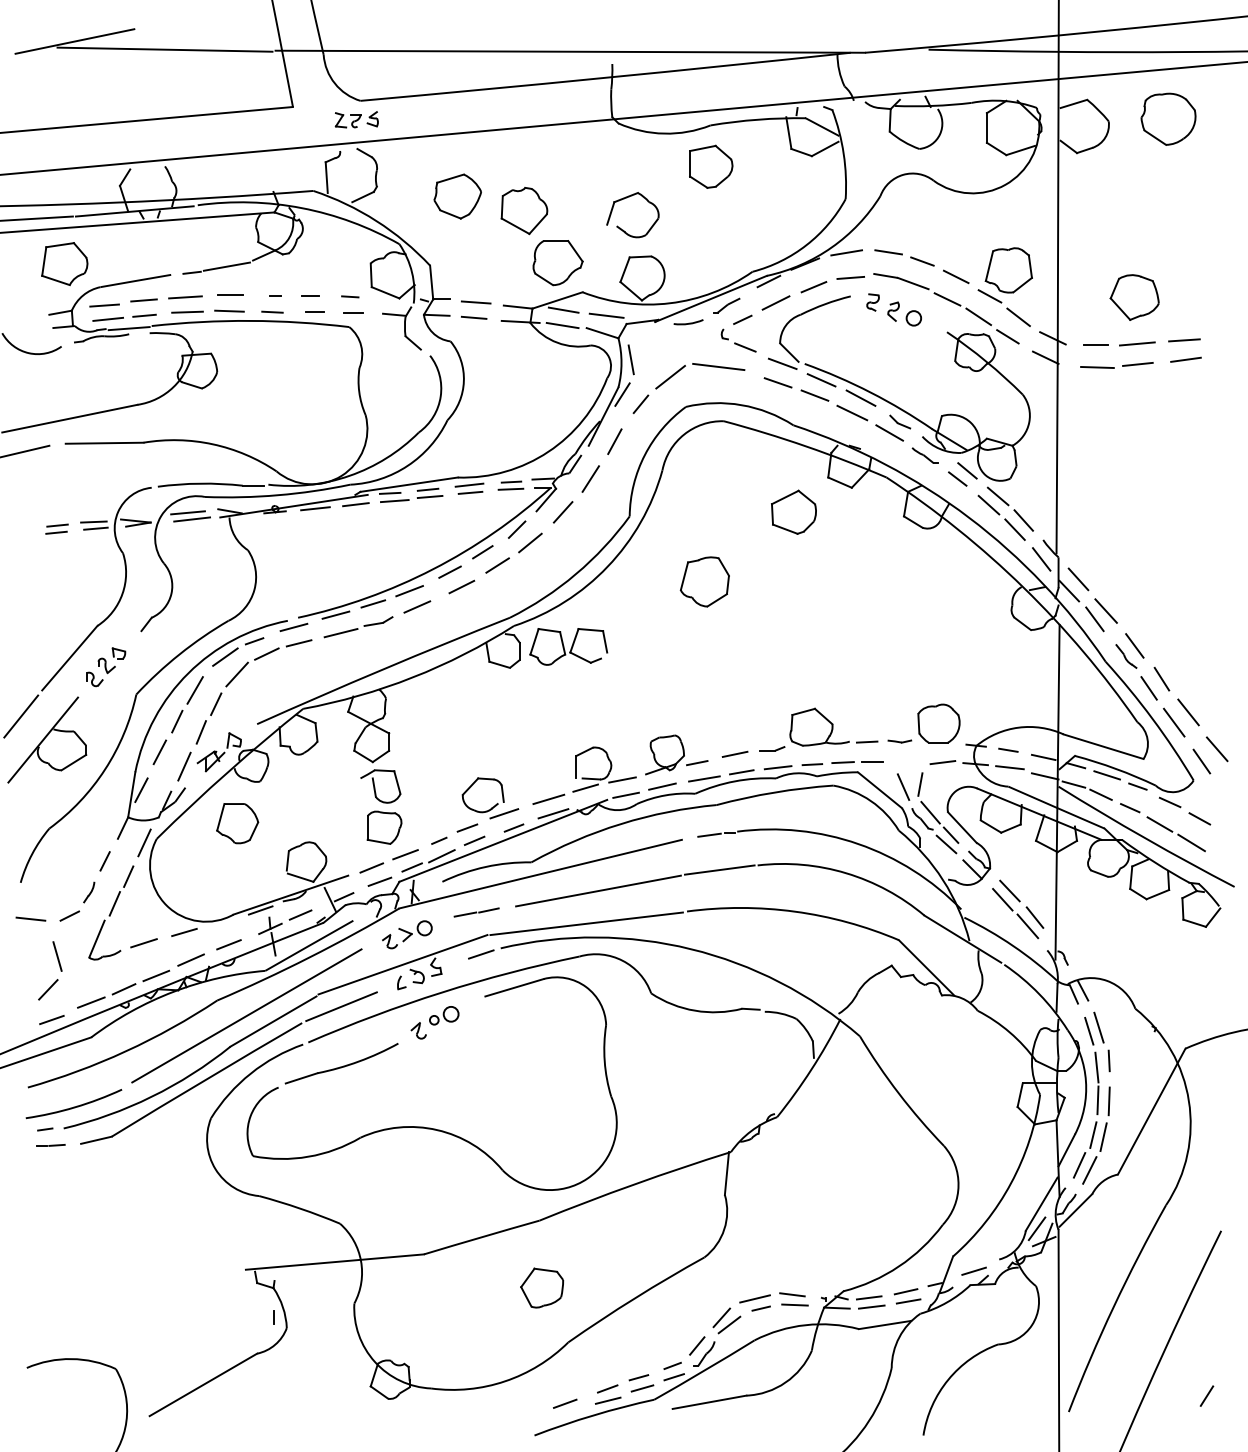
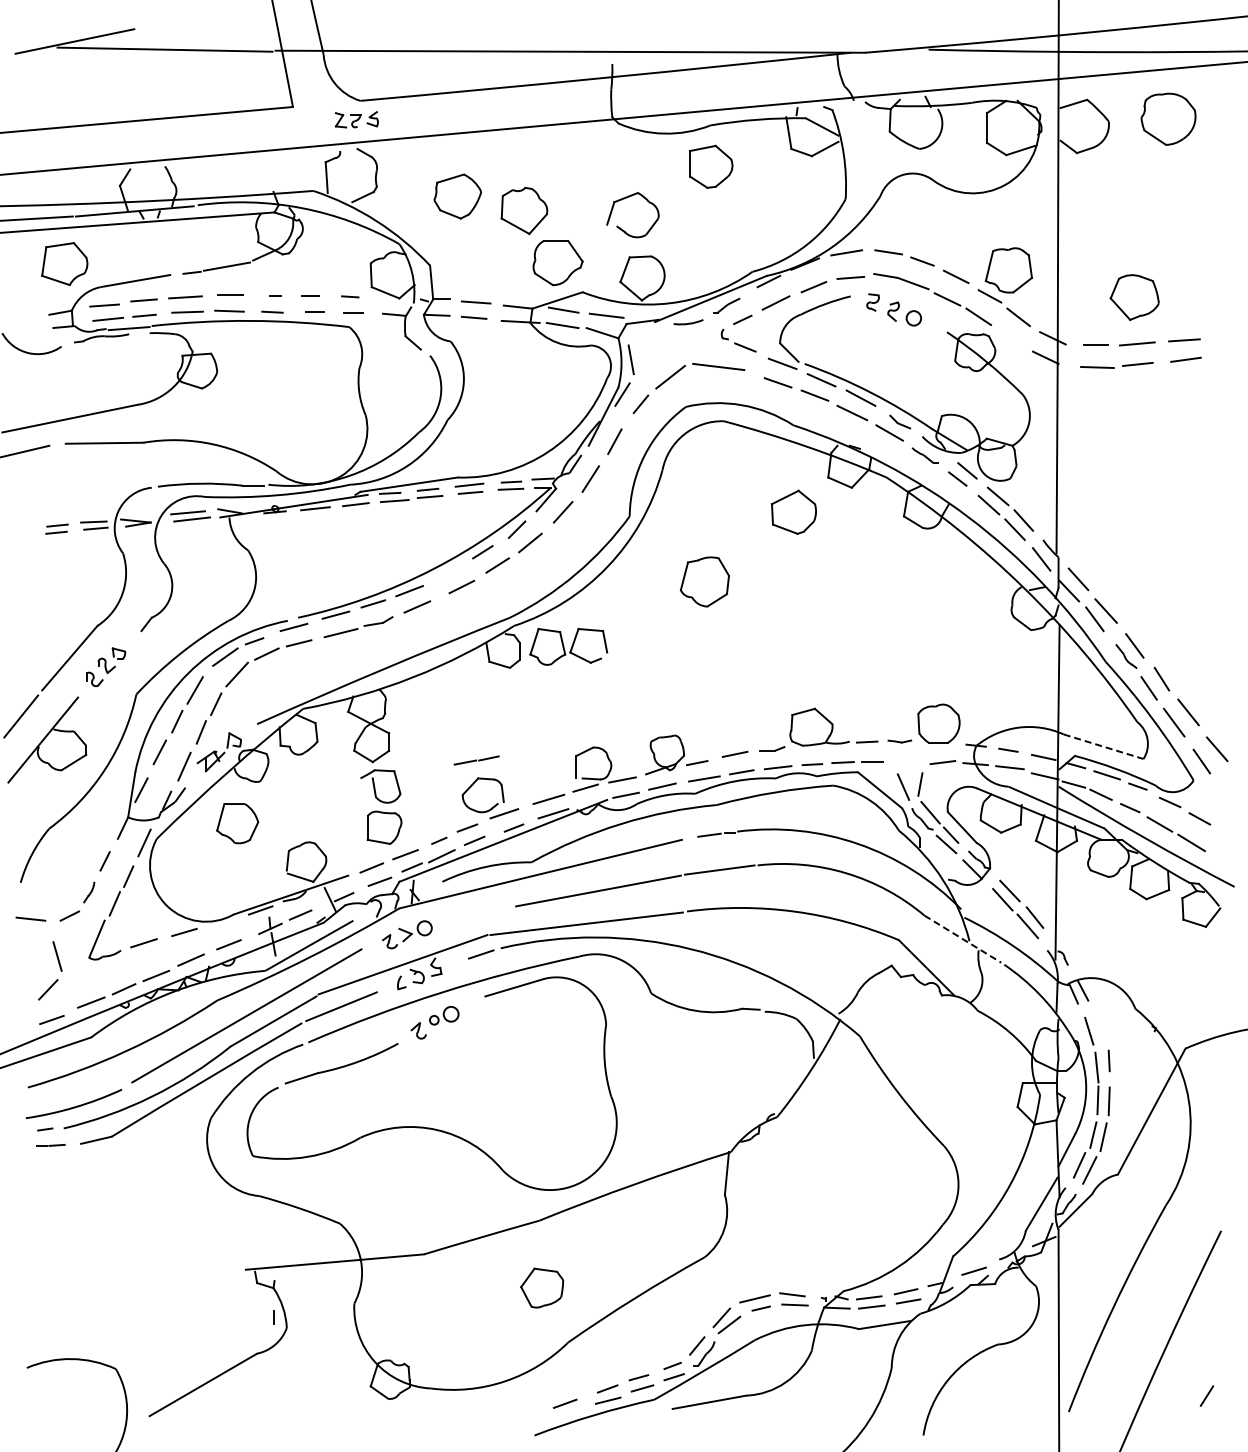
line: present -> none (1007, 336)
line: present -> none (449, 571)
line: solid -> dashed (1103, 746)
line position: (476, 912) -> (476, 760) (476, 760)
line: solid -> dashed (963, 939)
line: present -> none (1098, 1027)
line: present -> none (1036, 1228)
